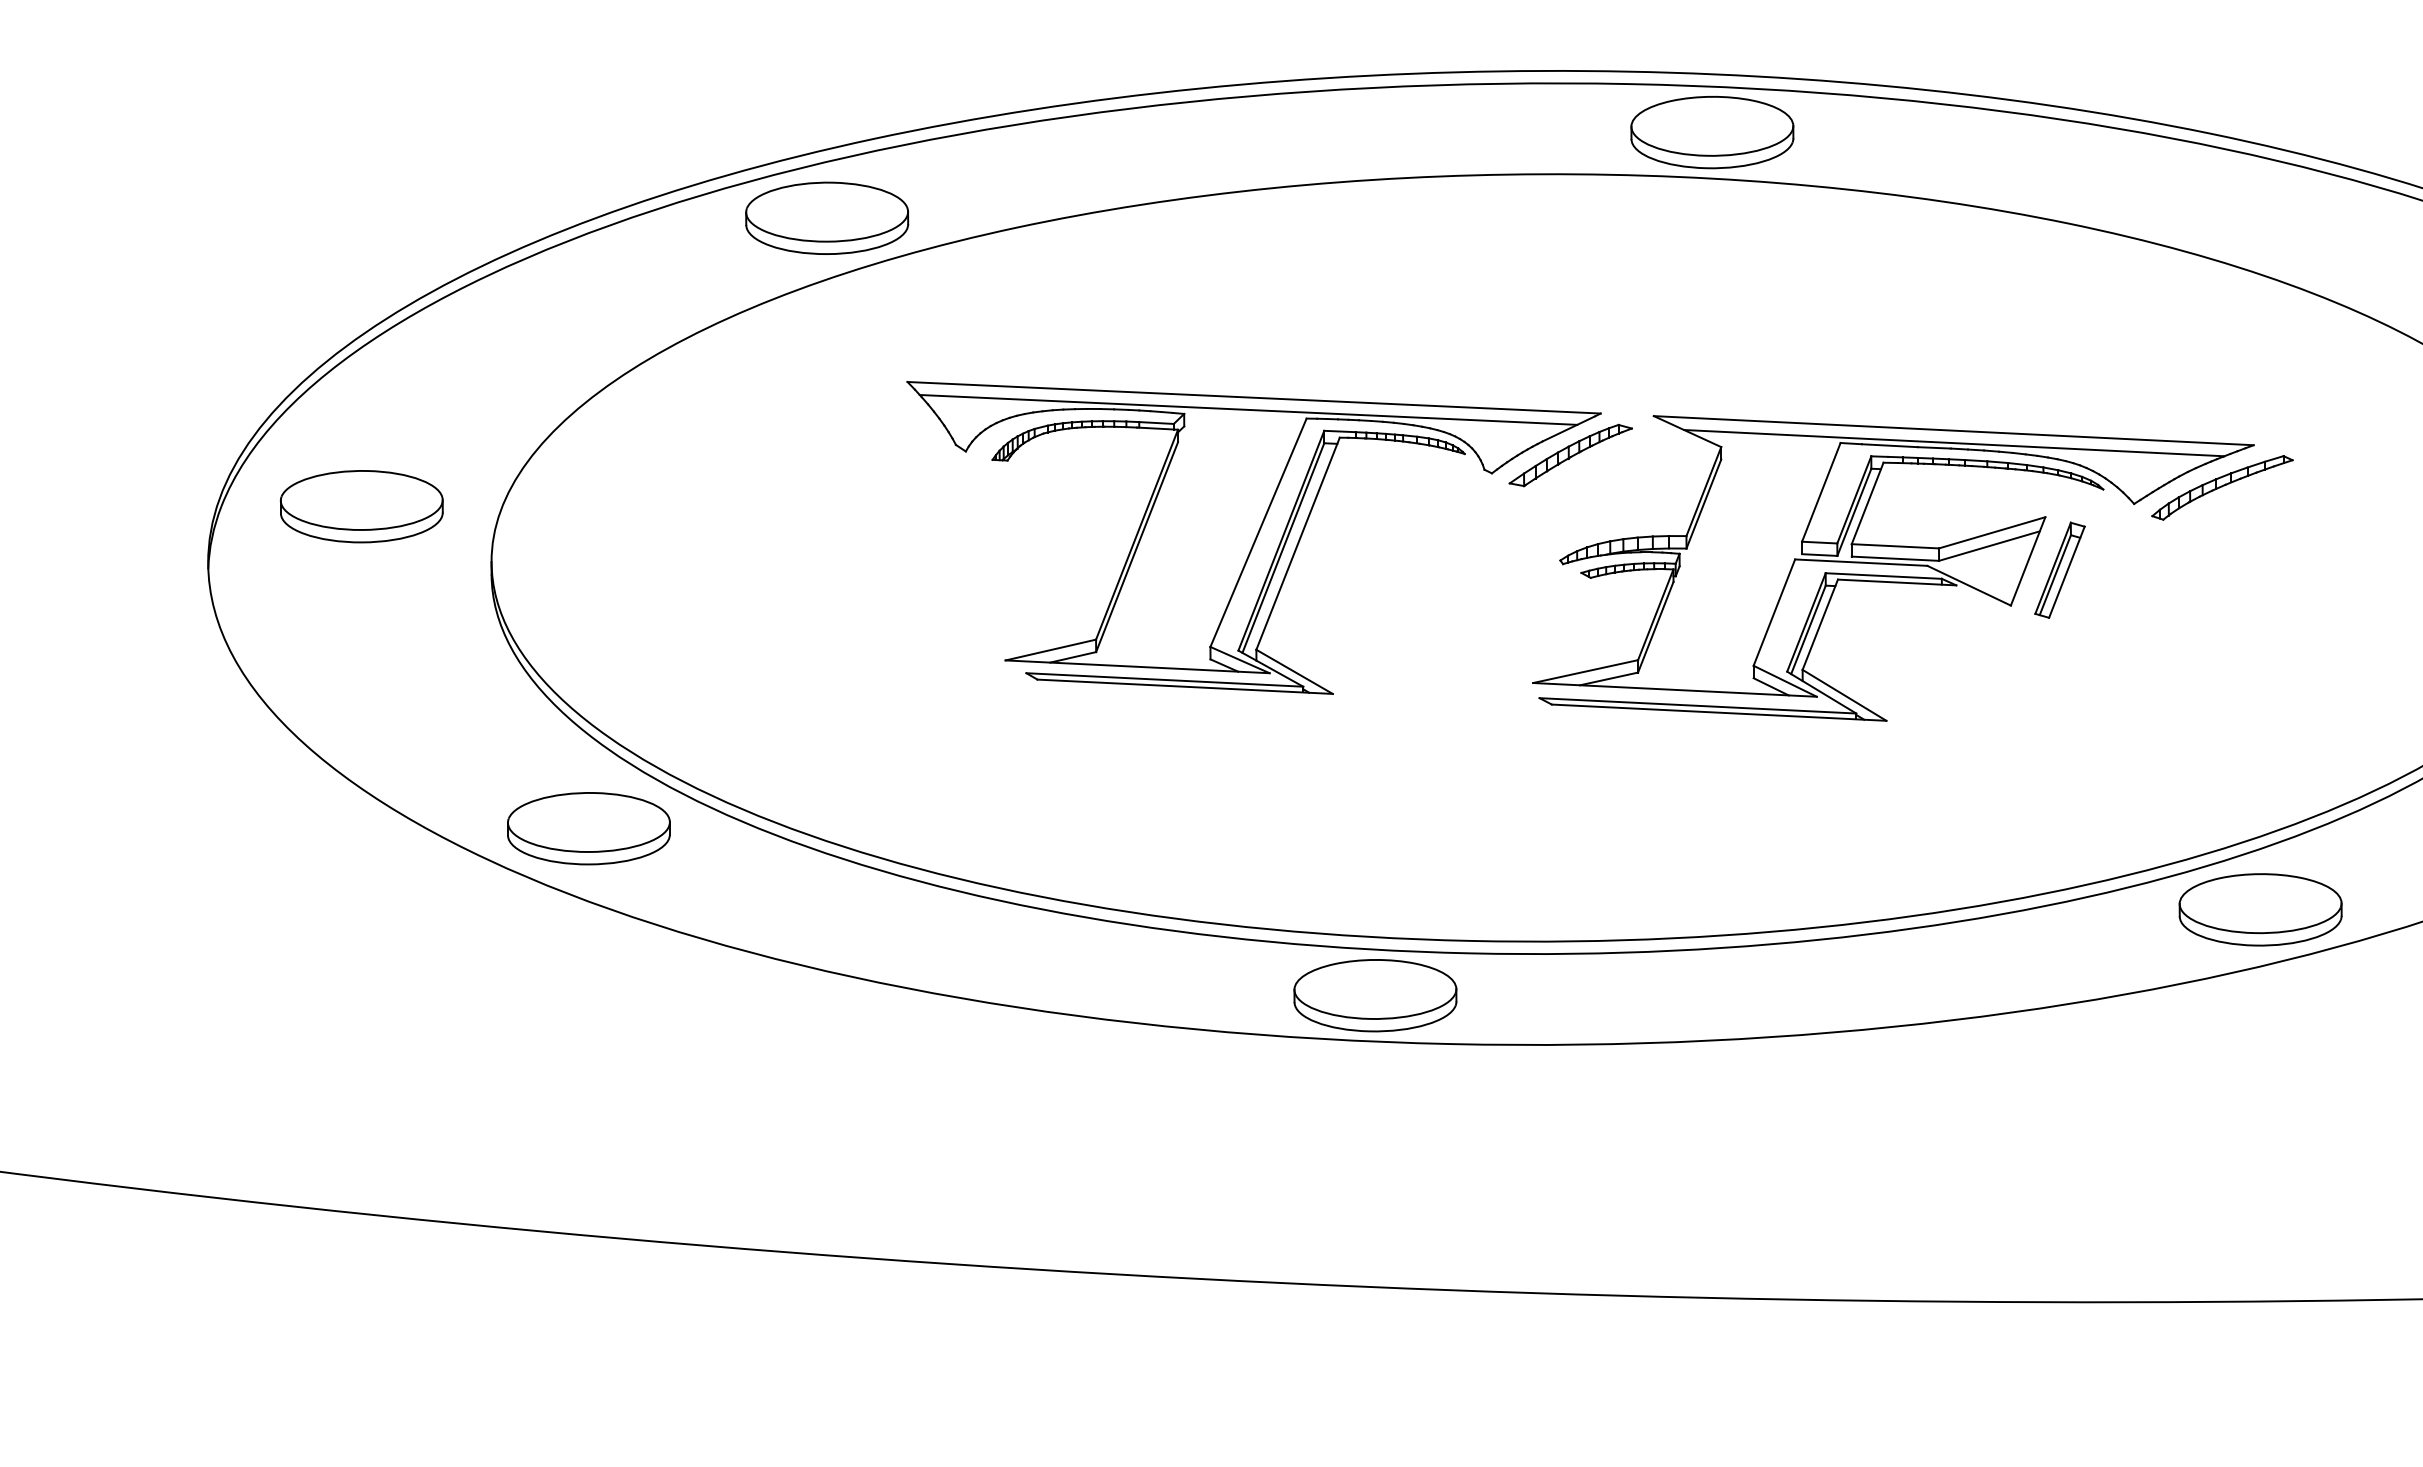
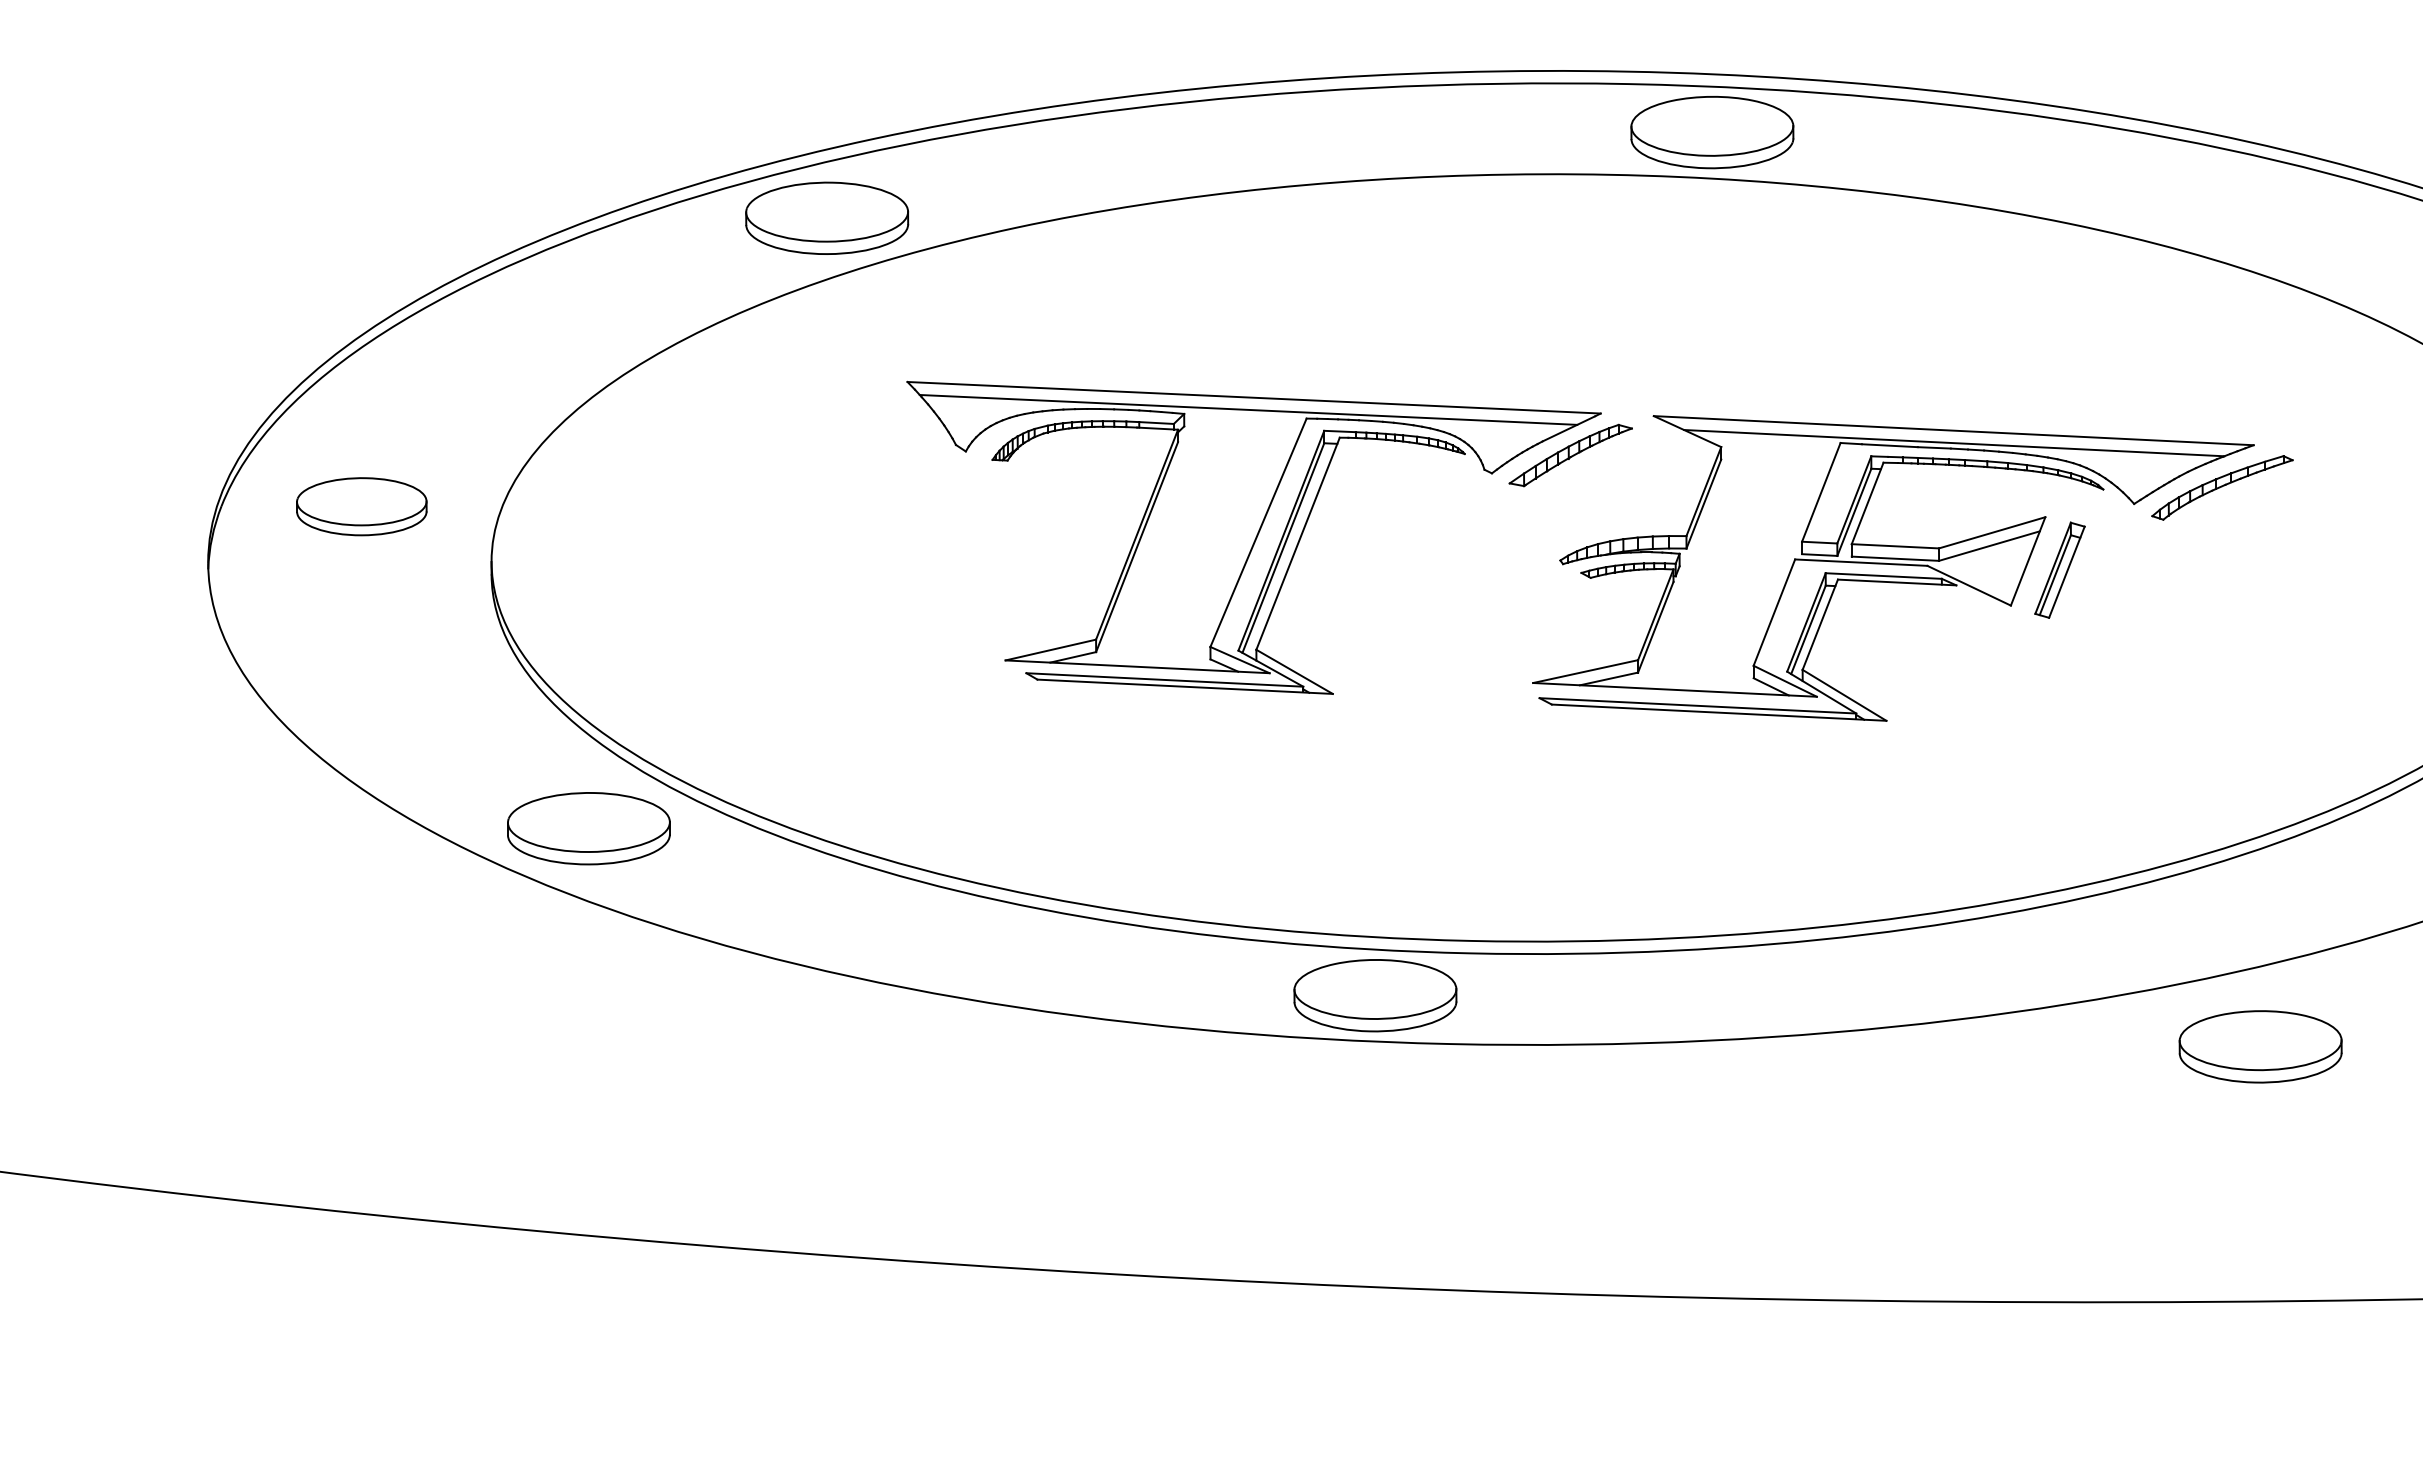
part size: 164x74 px -> 132x60 px (361, 506)
part position: (2260, 909) -> (2260, 1046) (2260, 1046)
